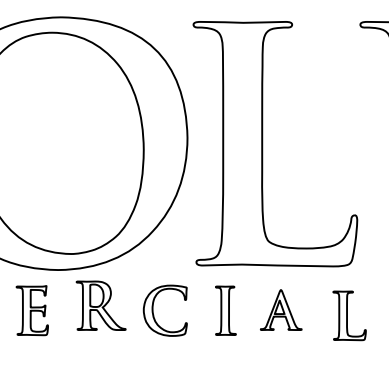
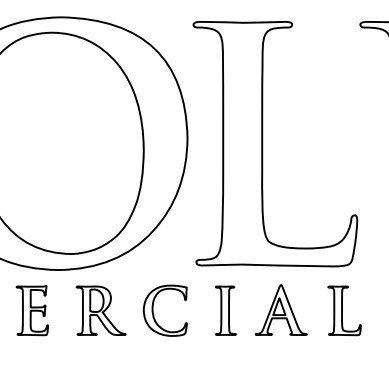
part position: (100, 305) -> (100, 310) (100, 310)
part size: 43x42 px -> 54x52 px (280, 309)
part position: (349, 315) -> (344, 310) (344, 310)
